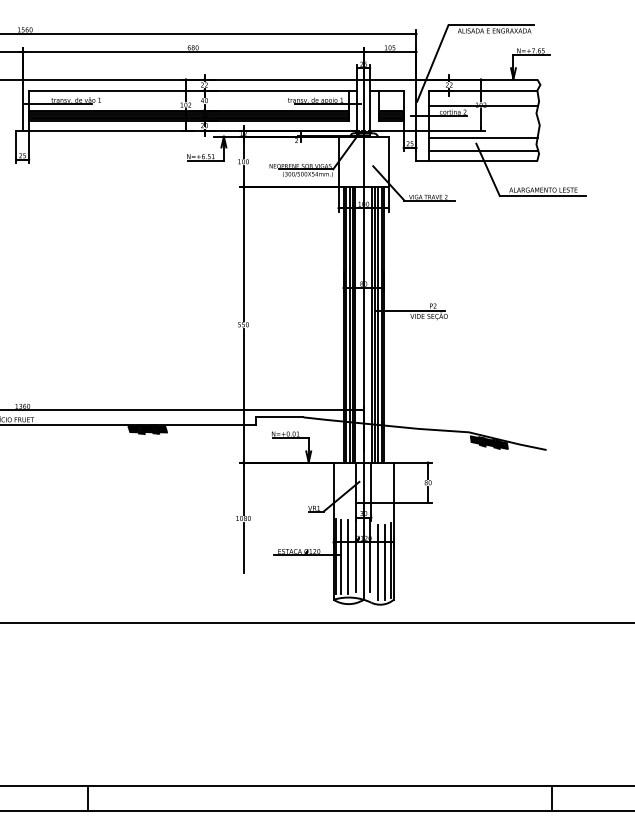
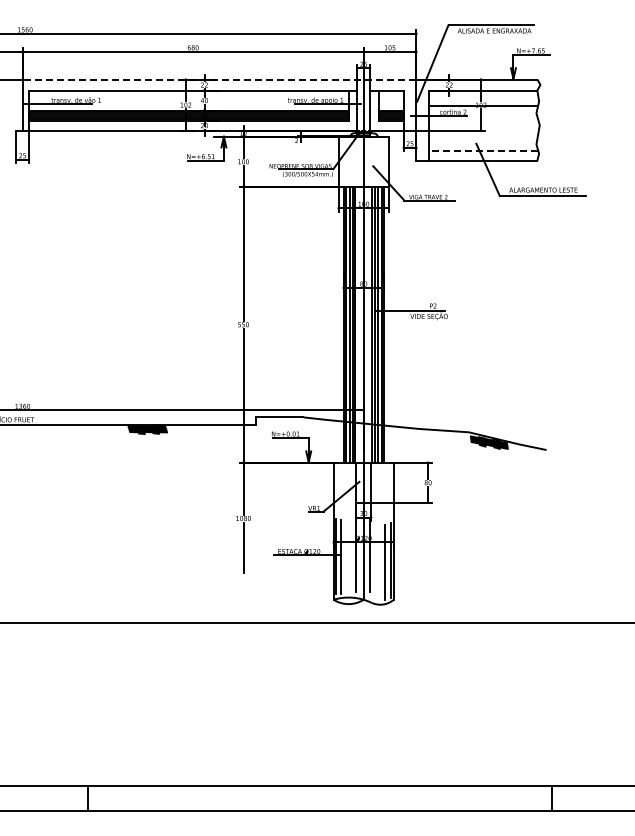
line: solid -> dashed (219, 79)
line: present -> none (482, 138)
line: solid -> dashed (483, 150)
line: present -> none (347, 556)
line: present -> none (378, 561)
